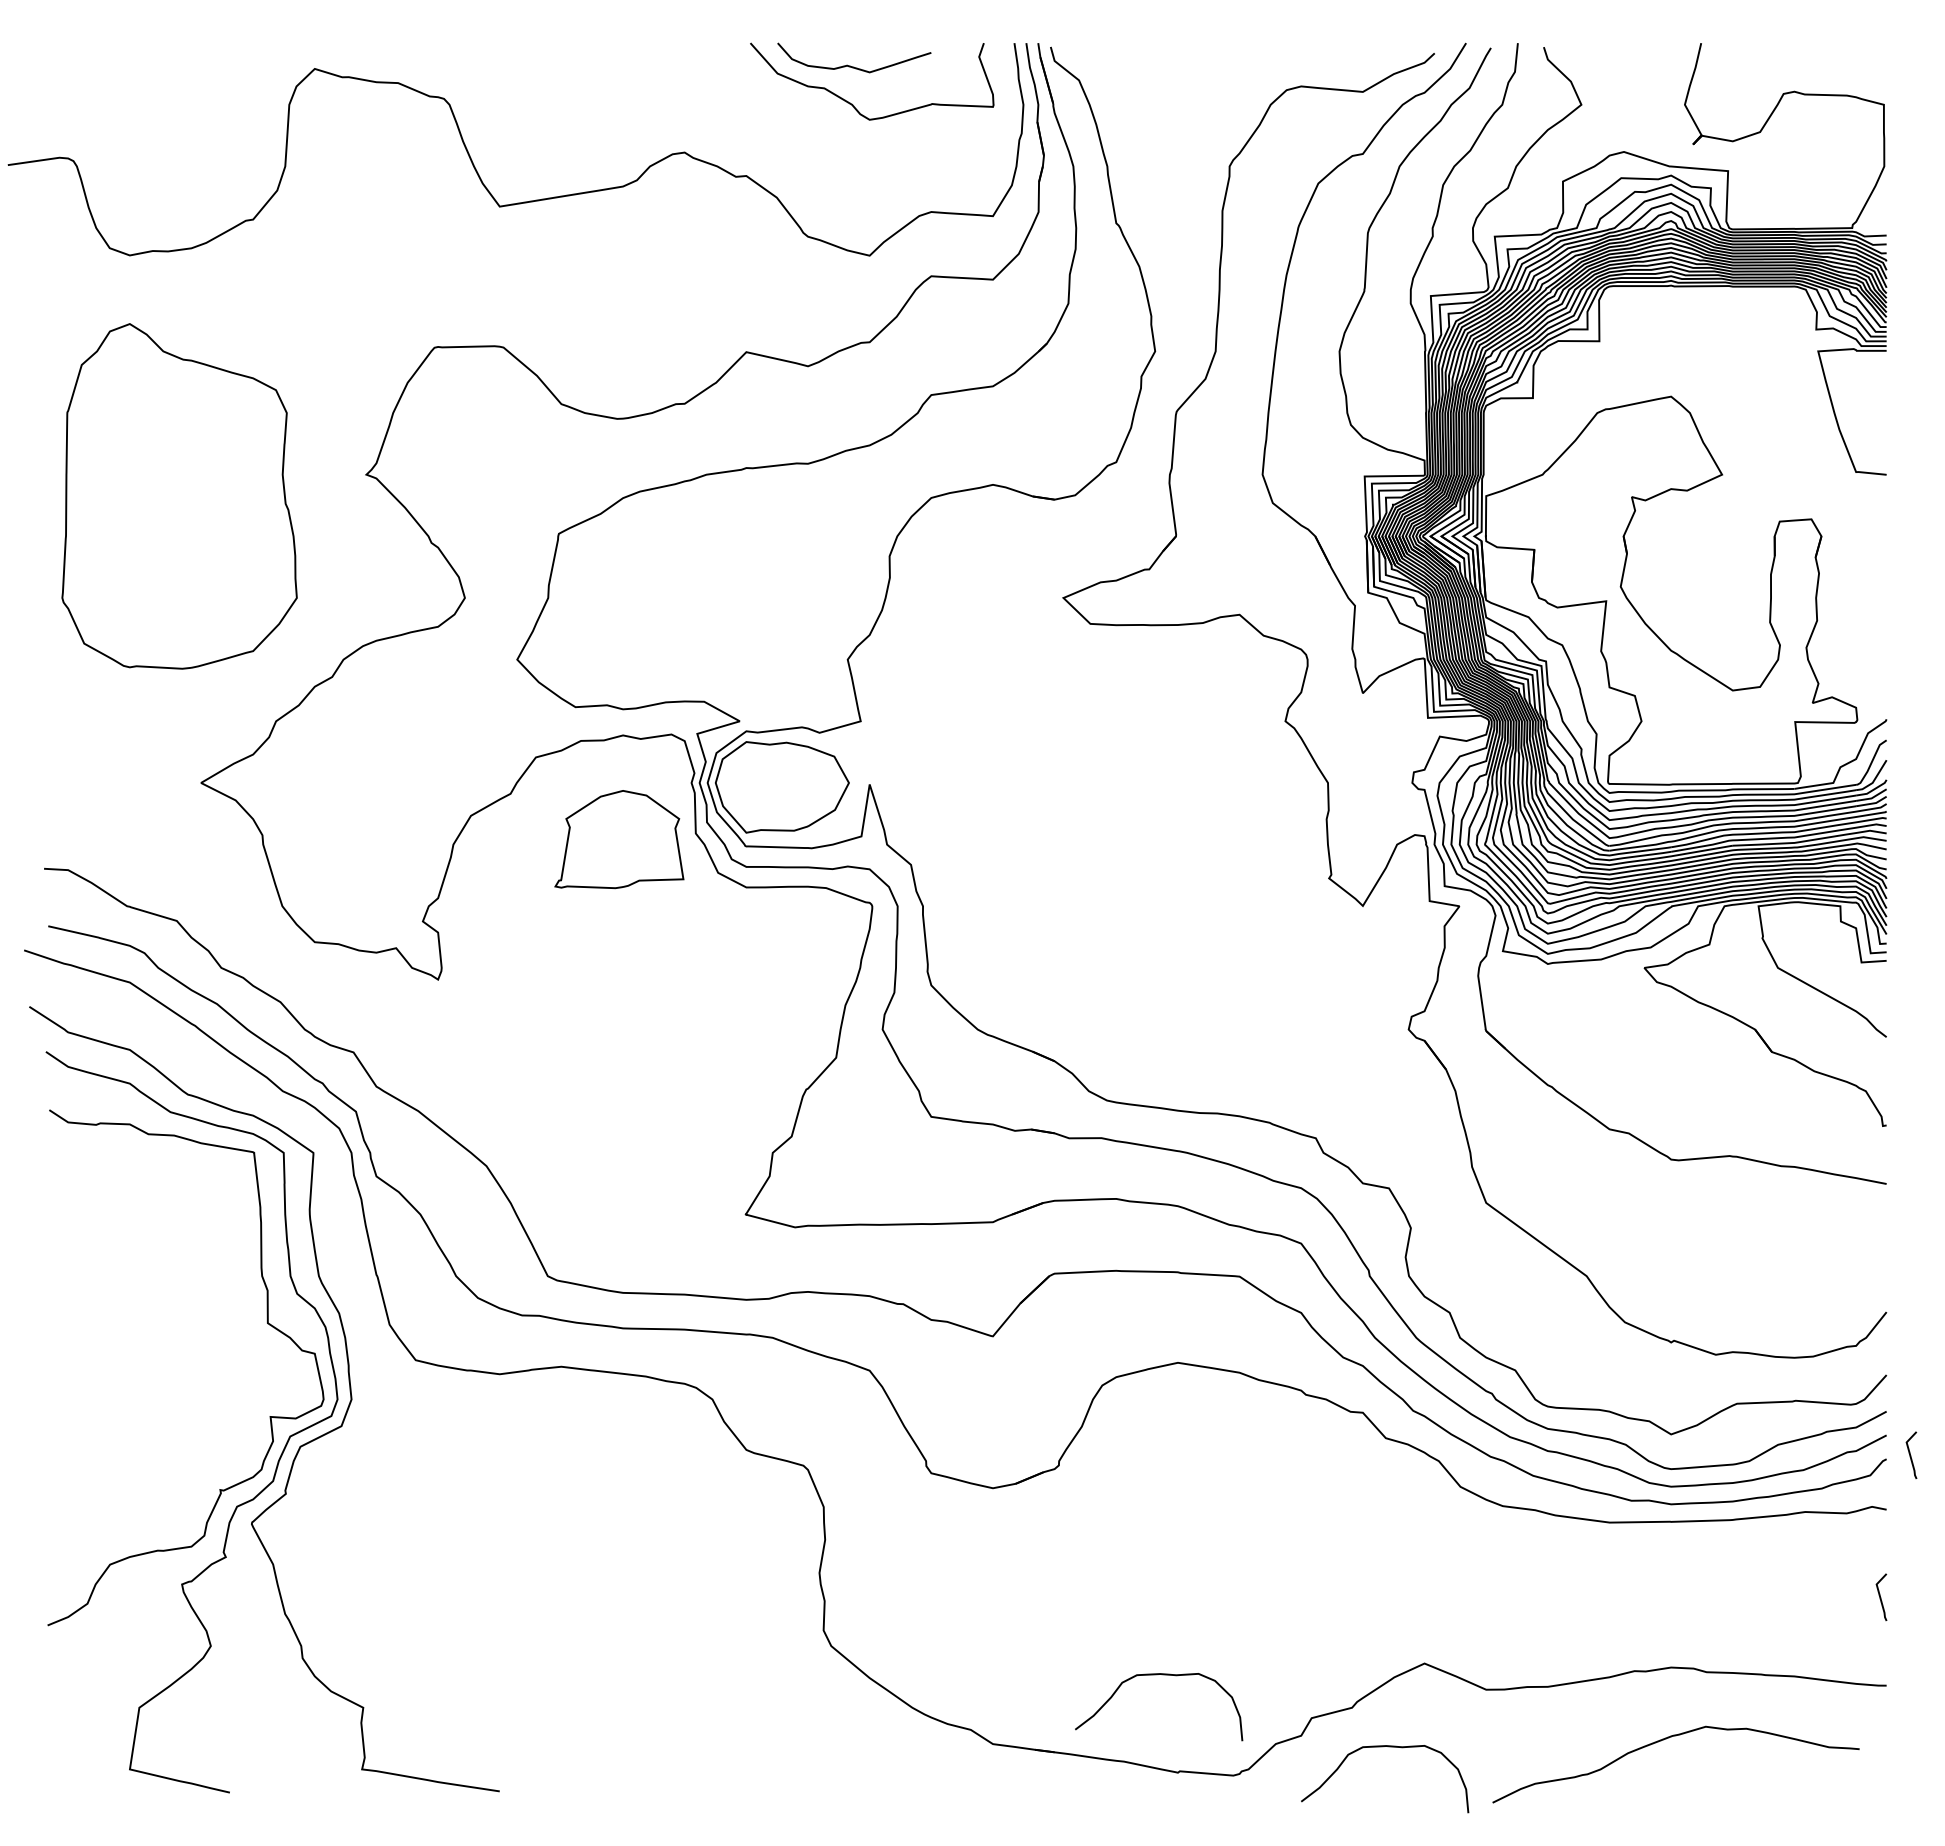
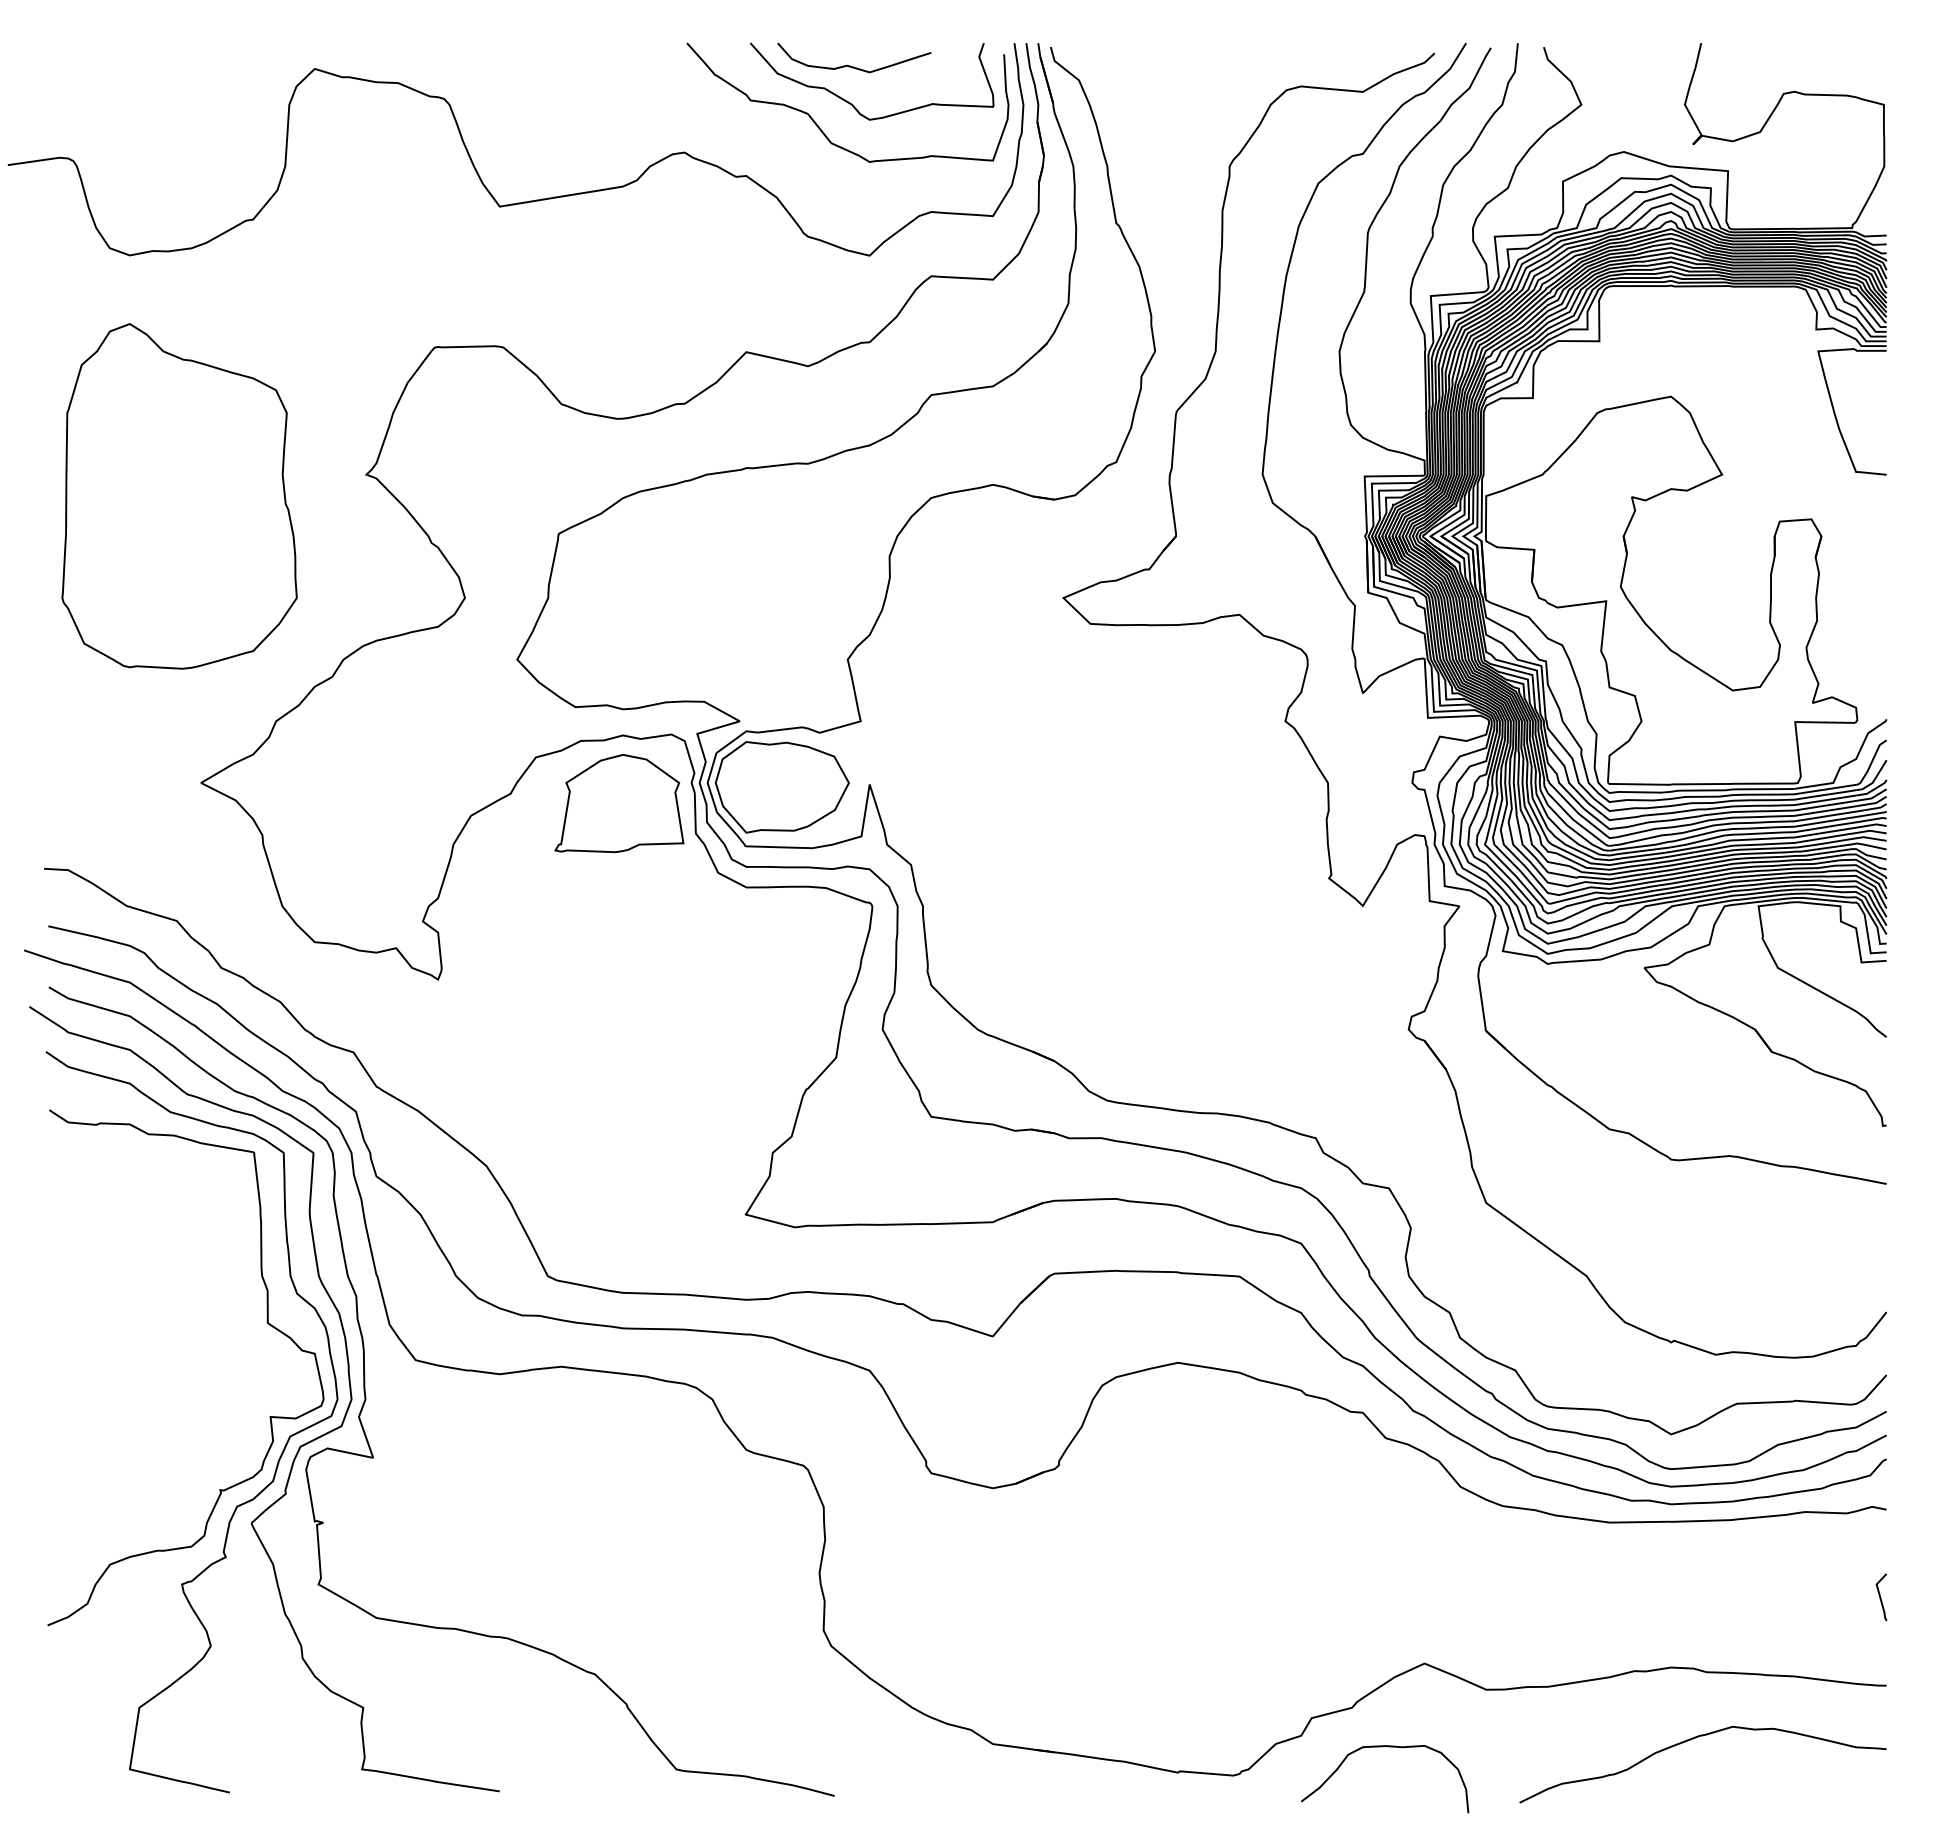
curve: none -> present (819, 126)
part position: (619, 839) -> (619, 803) (619, 803)
curve: none -> present (366, 1396)
line: present -> none (1910, 1454)
curve: present -> none (1157, 1675)
curve position: (1666, 1739) -> (1693, 1739) (1693, 1739)
